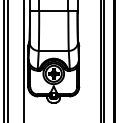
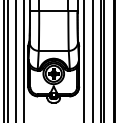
line: none -> present (15, 60)
line: none -> present (84, 60)
line: none -> present (92, 60)
